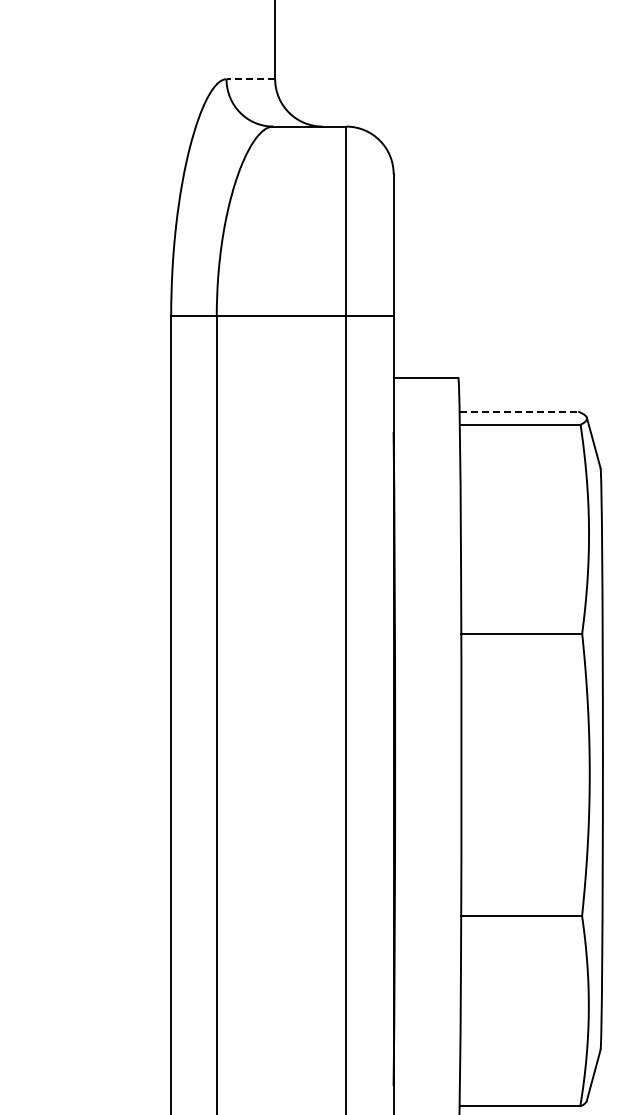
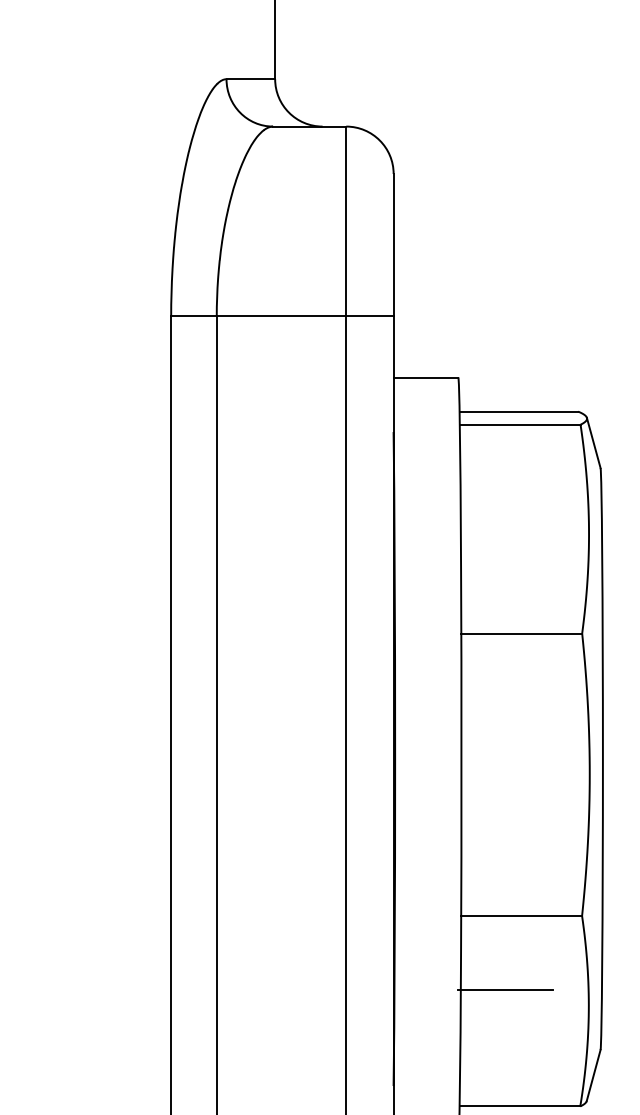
line: dashed -> solid (250, 79)
line: dashed -> solid (519, 411)
line: none -> present (505, 989)
